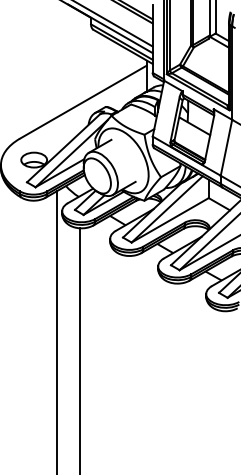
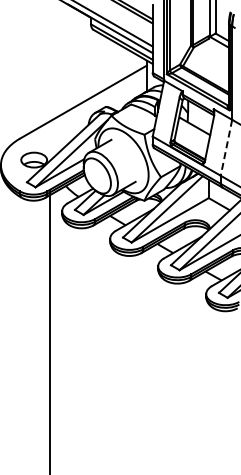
line: solid -> dashed (226, 147)
line position: (56, 331) -> (49, 331) (49, 331)
line: present -> none (80, 349)
